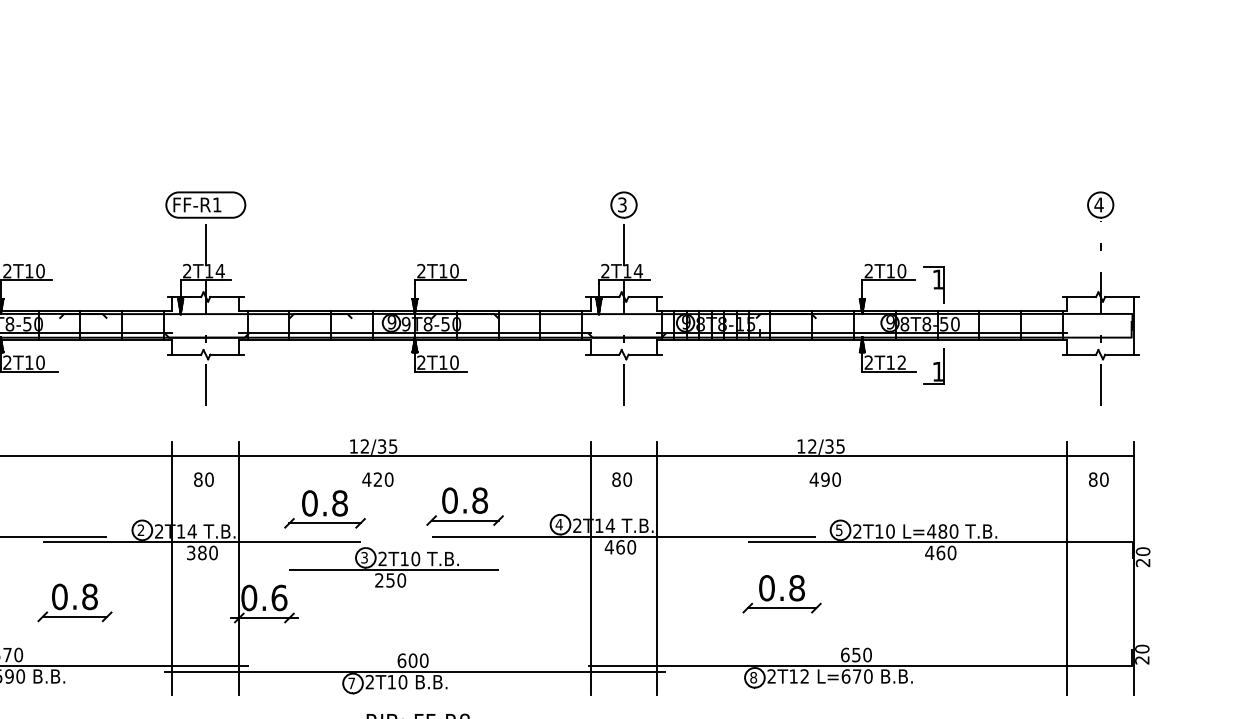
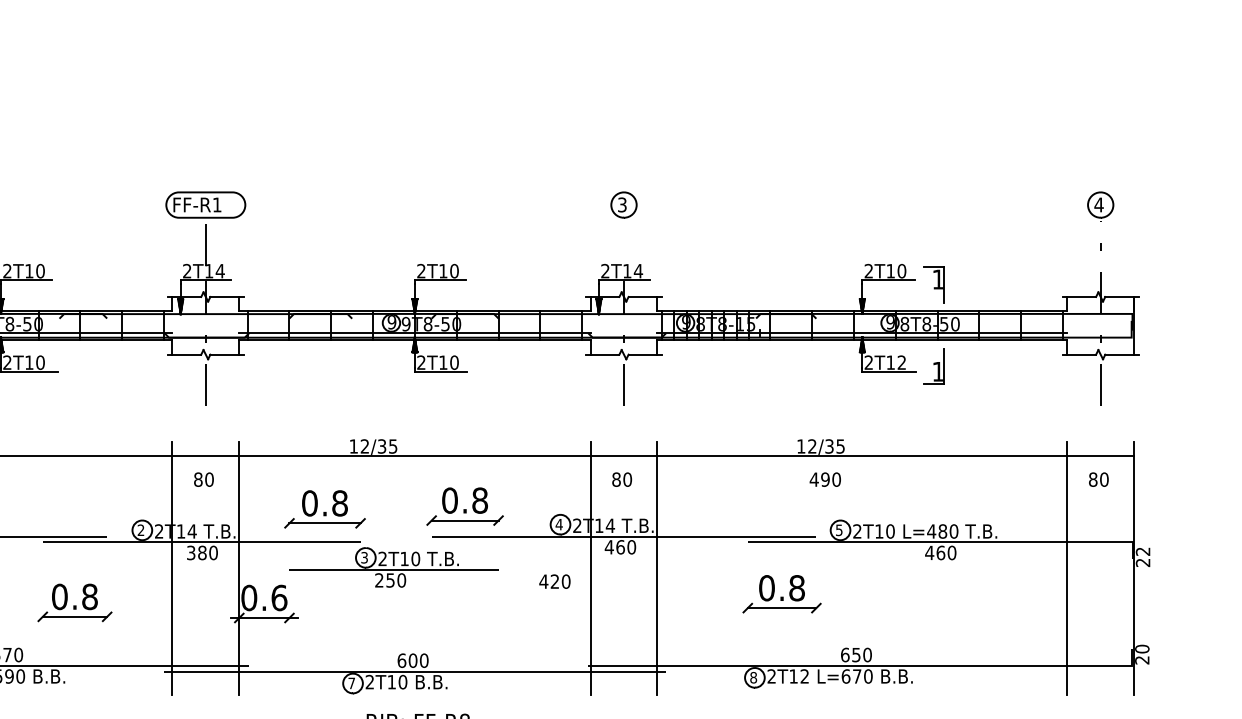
line: present -> none (624, 242)
text position: (377, 479) -> (554, 581) (554, 581)
text: 20 -> 22 (1143, 551)
